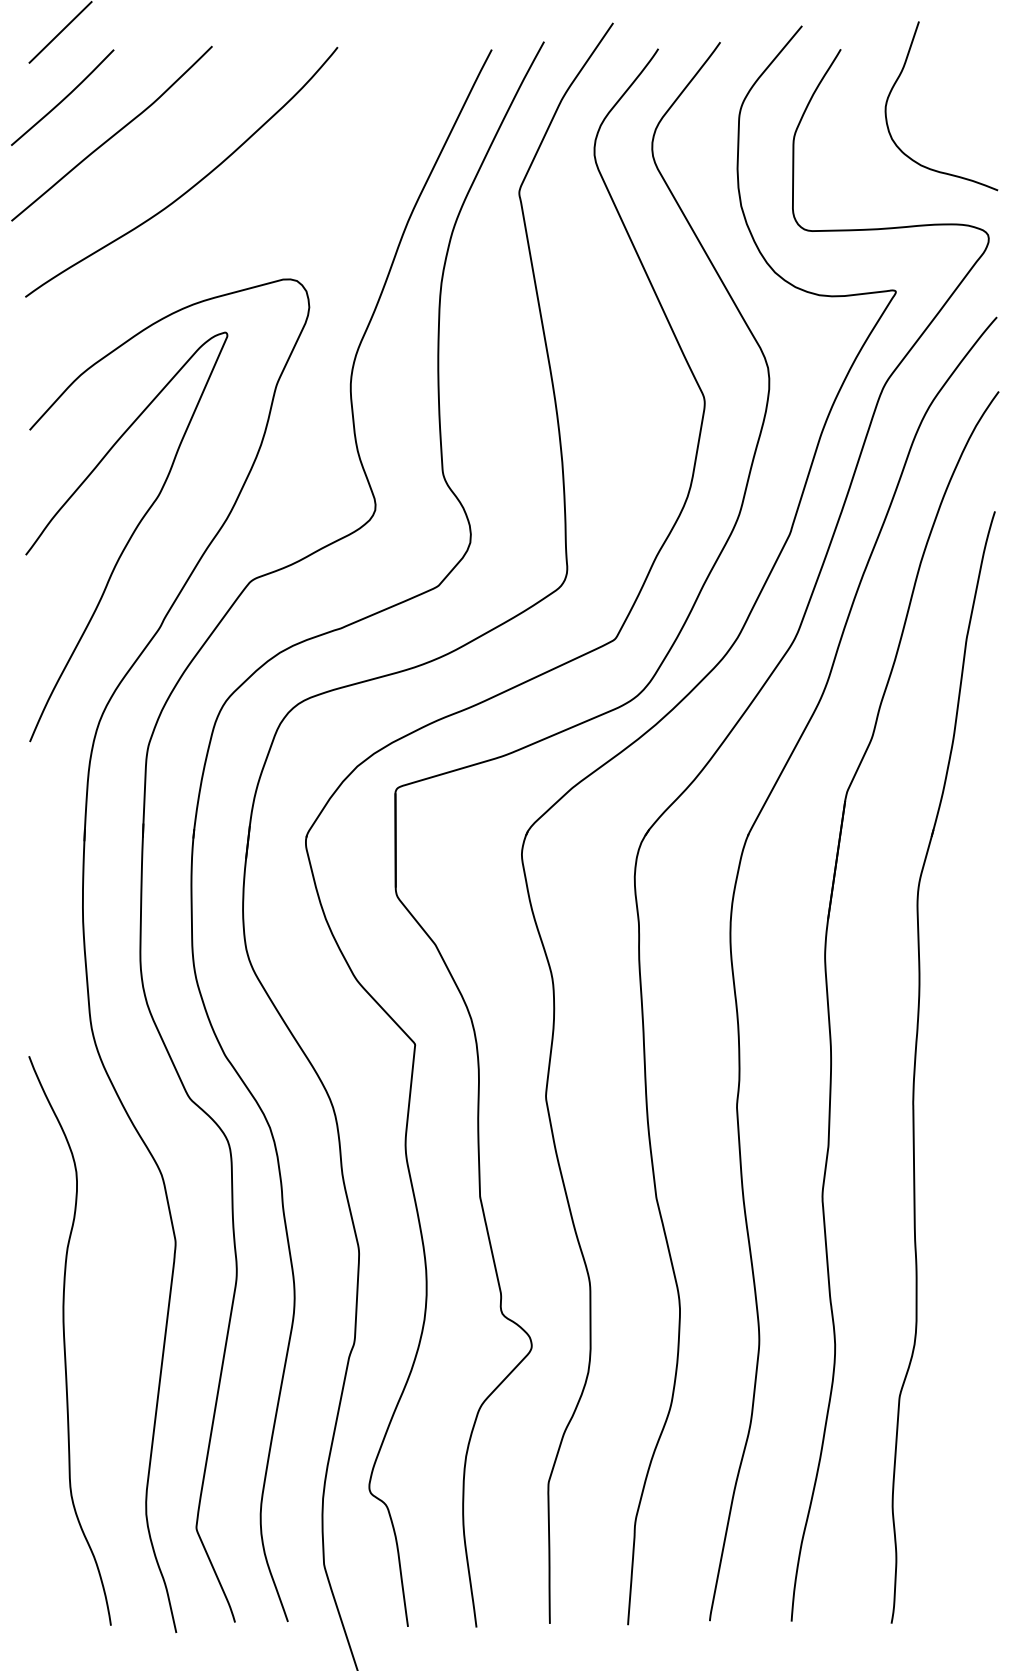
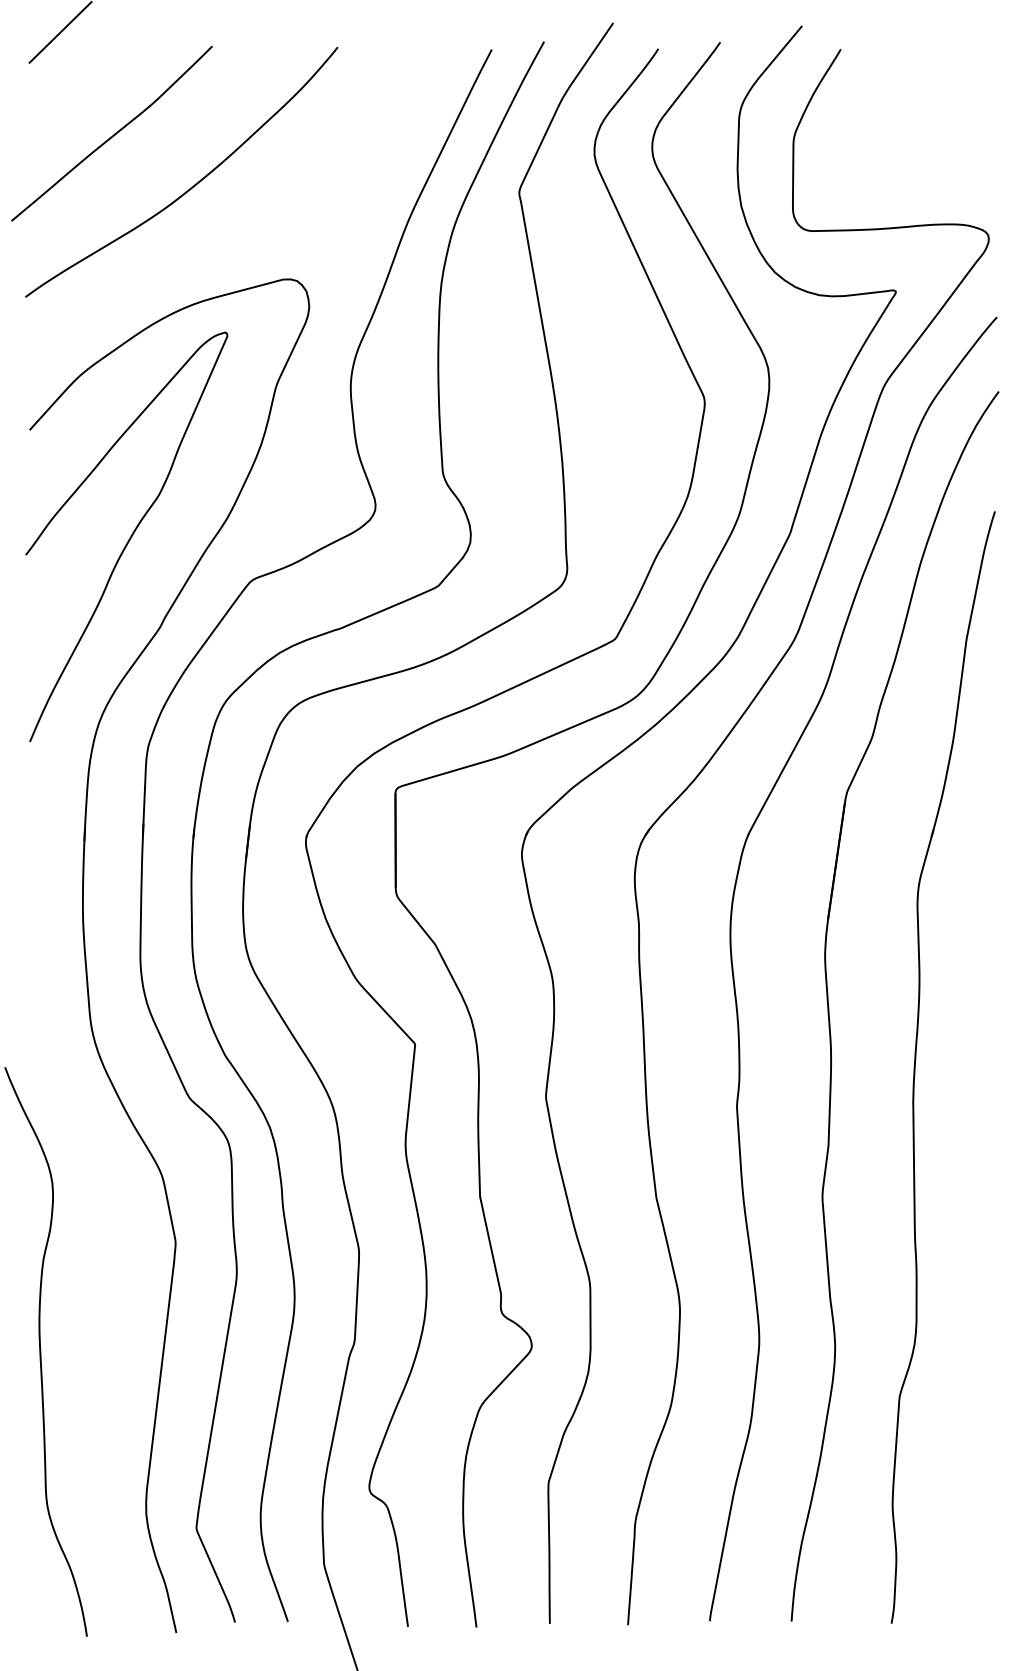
curve: present -> none (896, 83)
curve: present -> none (63, 98)
curve position: (65, 1340) -> (41, 1351) (41, 1351)
